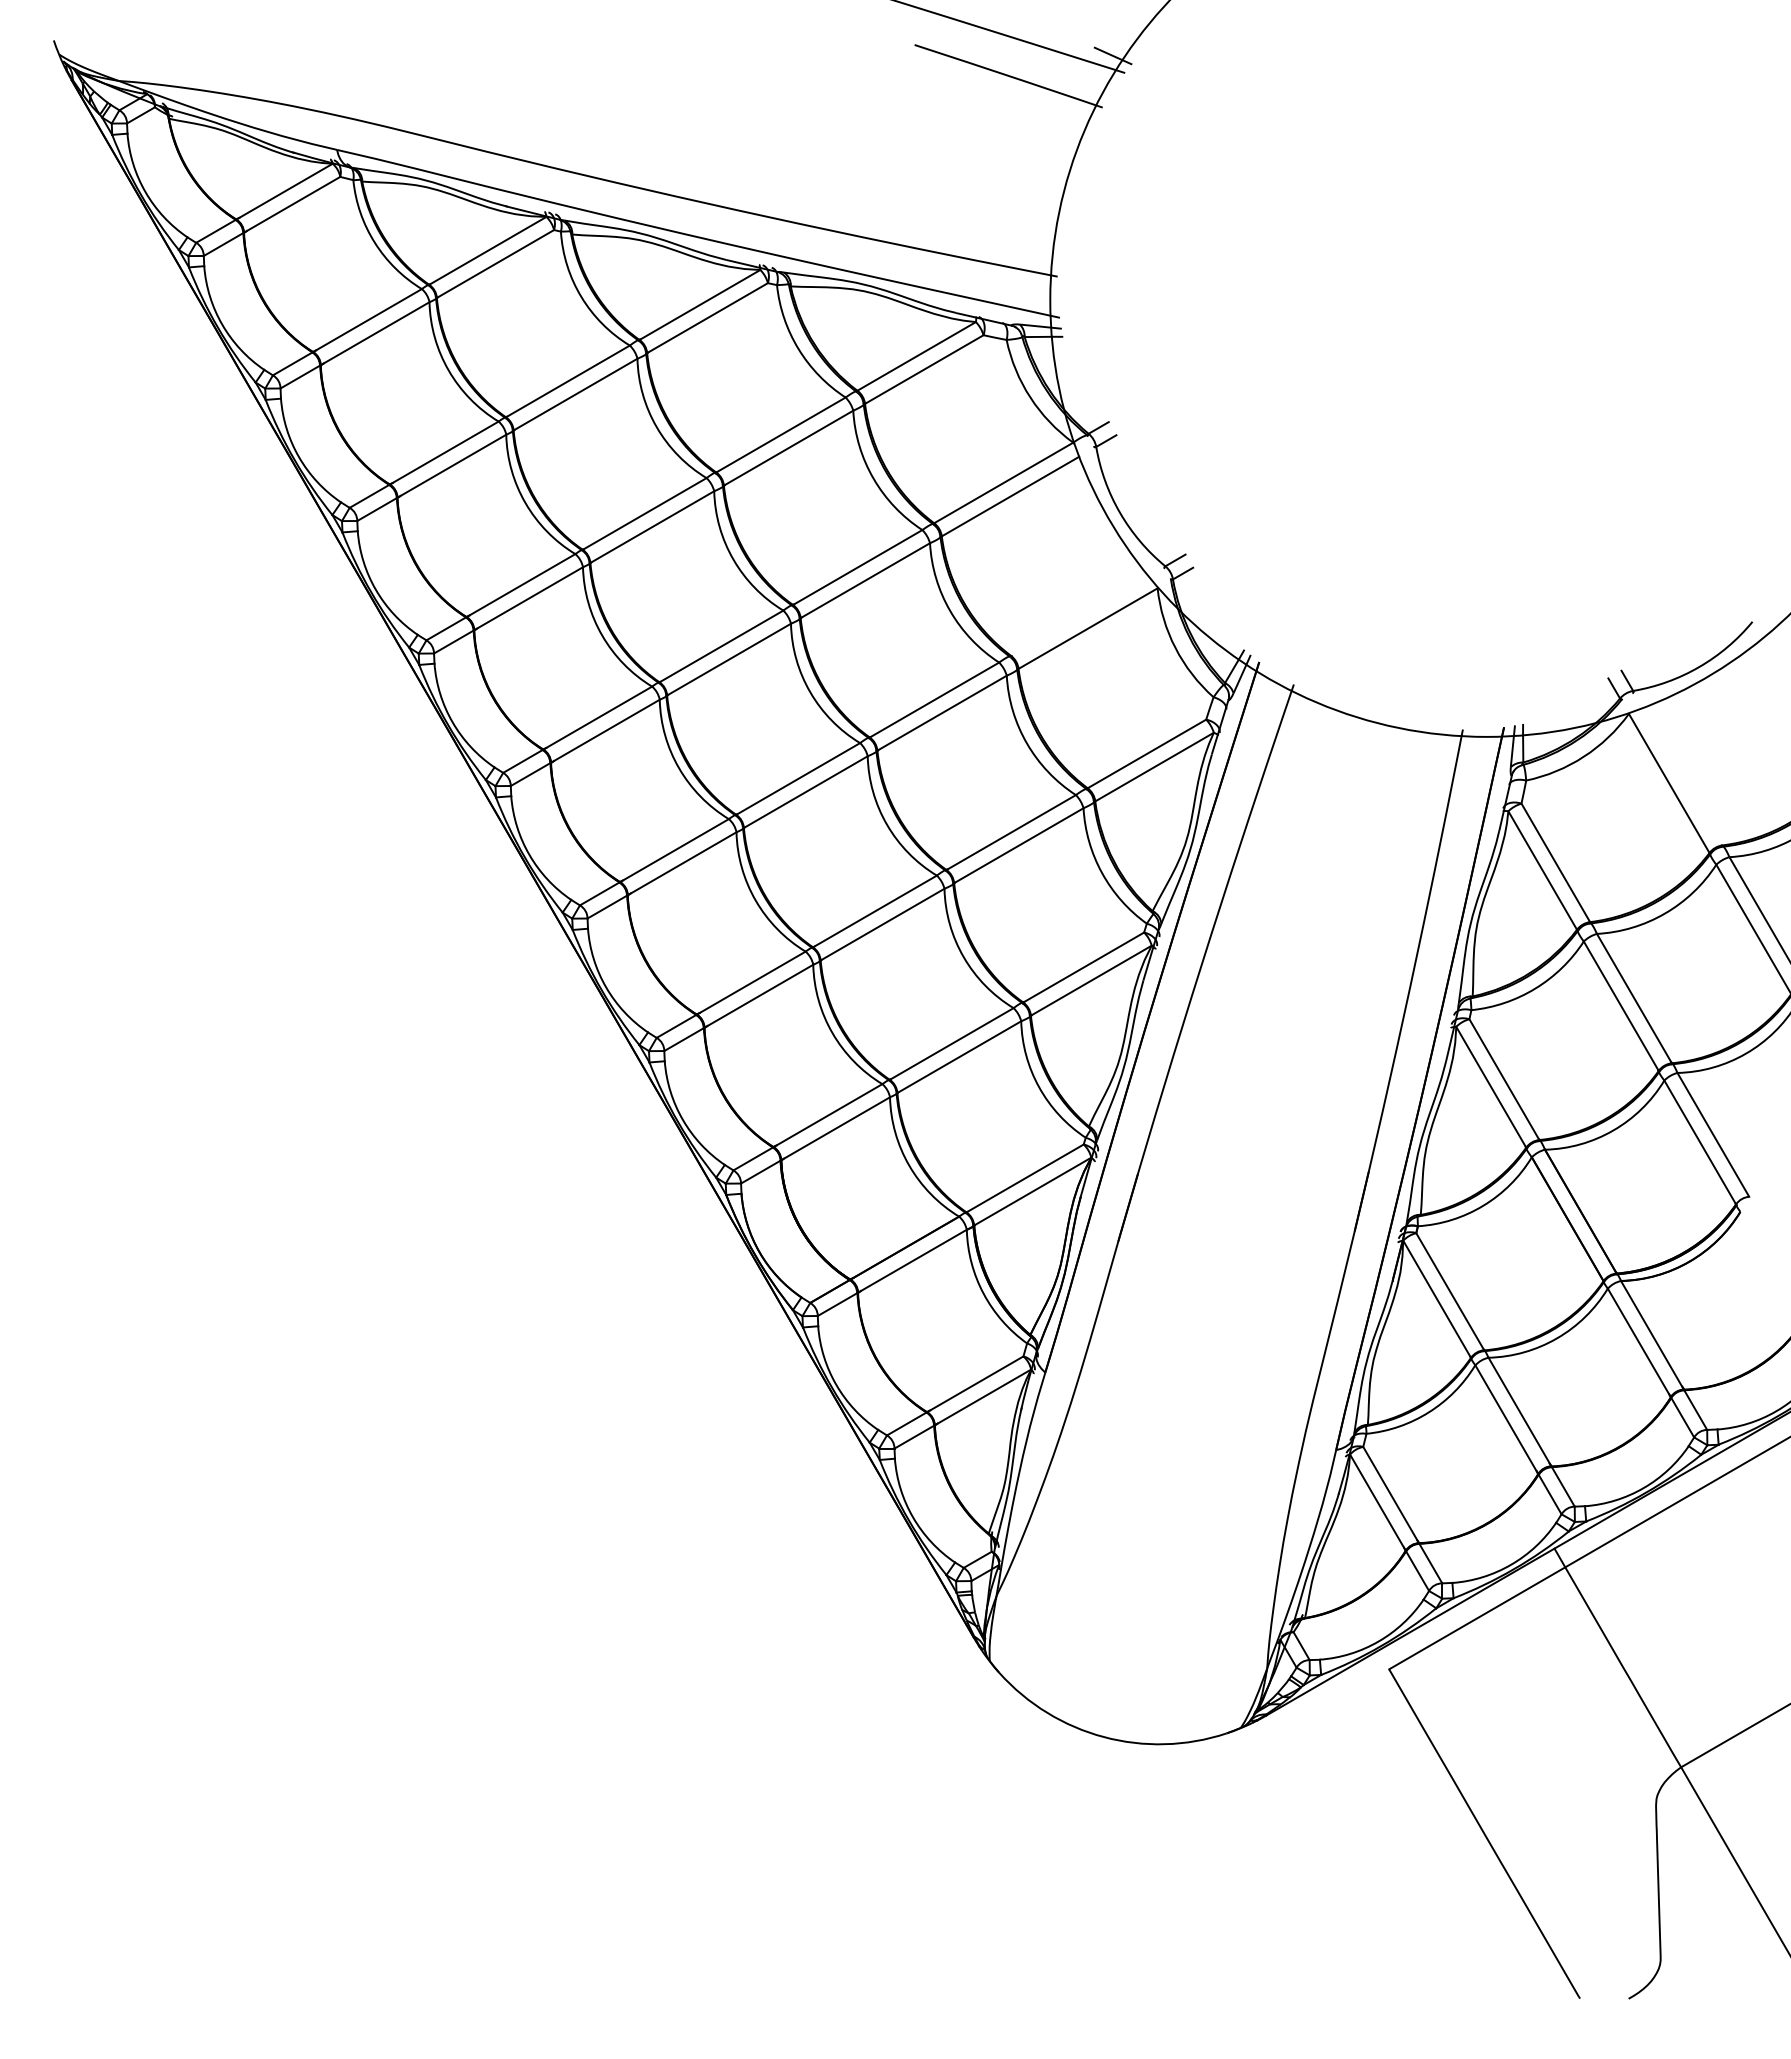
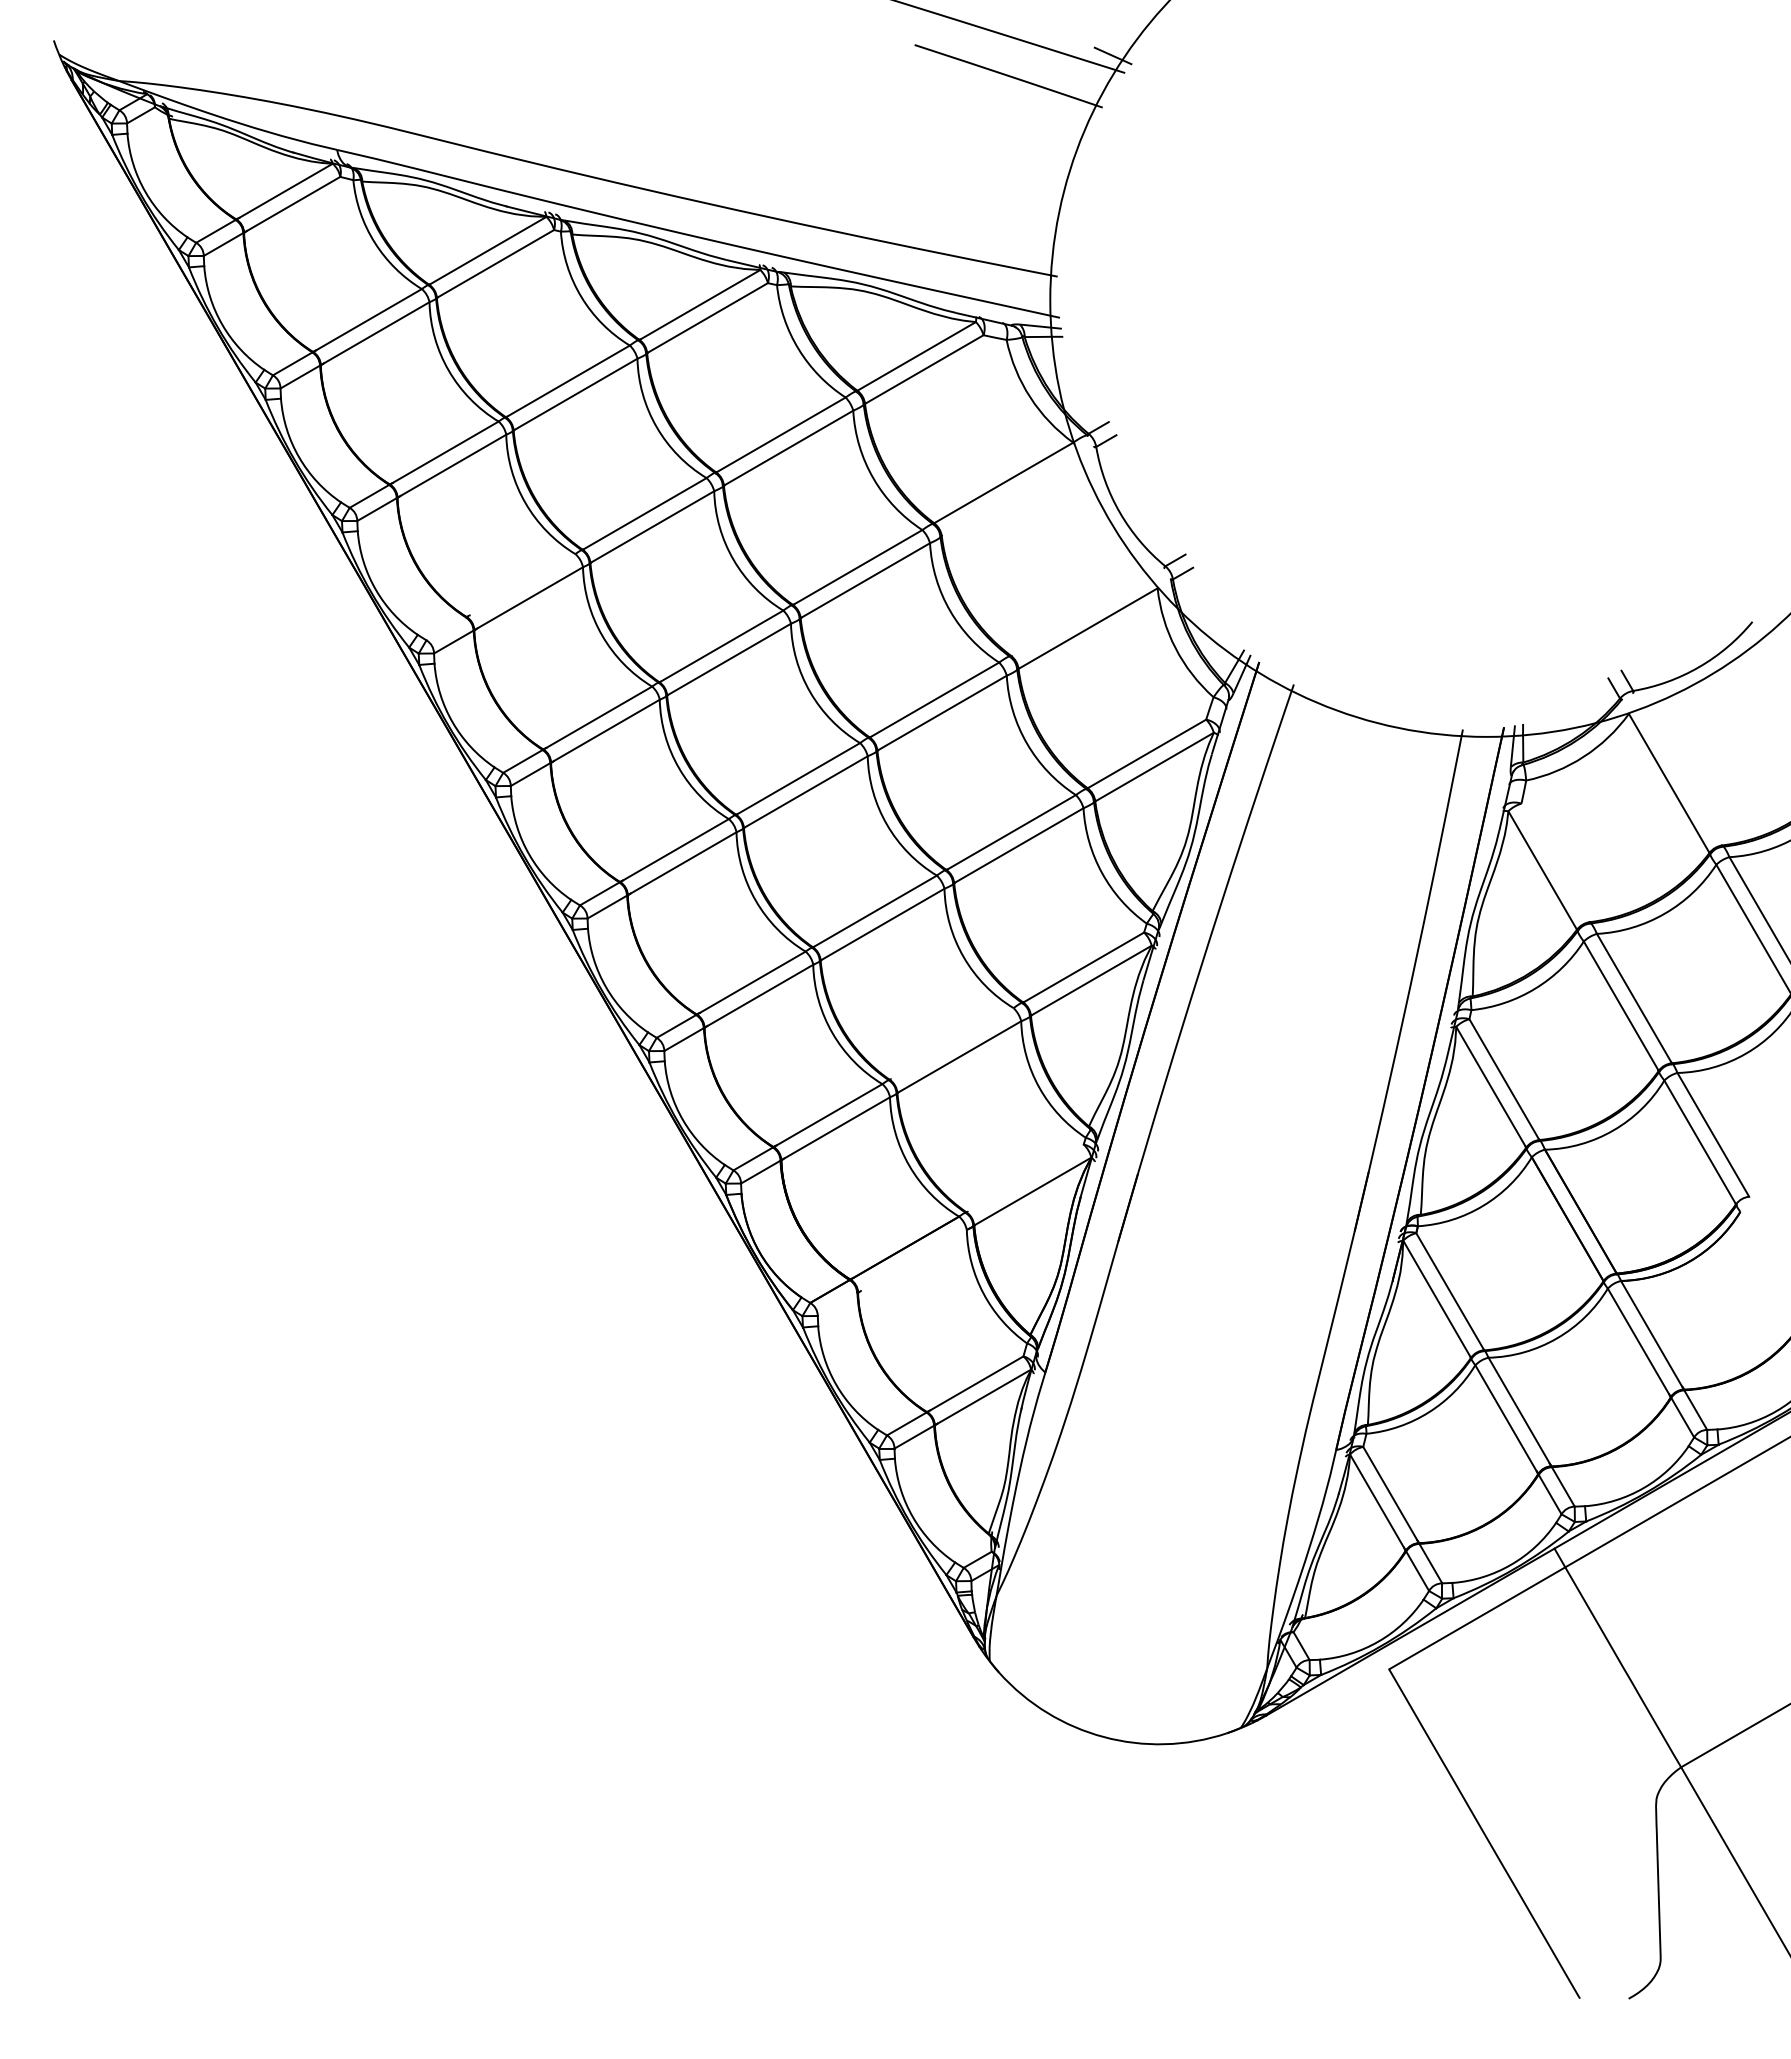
line: present -> none (1010, 496)
line: present -> none (500, 597)
line: present -> none (1555, 862)
line: present -> none (951, 1043)
line: present -> none (1024, 1178)
line: present -> none (891, 1272)
